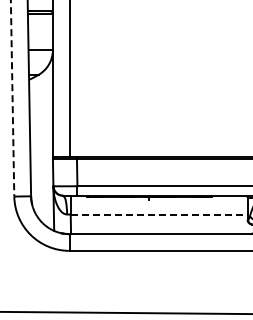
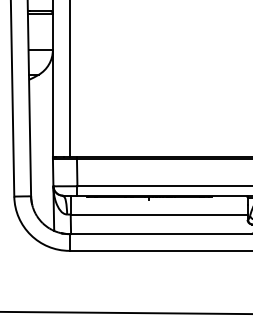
line: dashed -> solid (12, 98)
line: dashed -> solid (159, 214)
